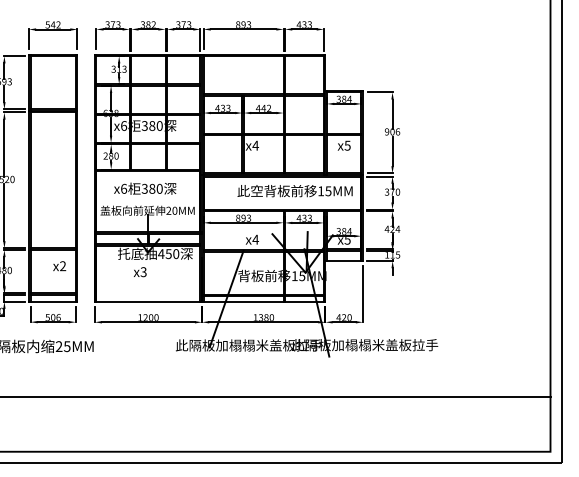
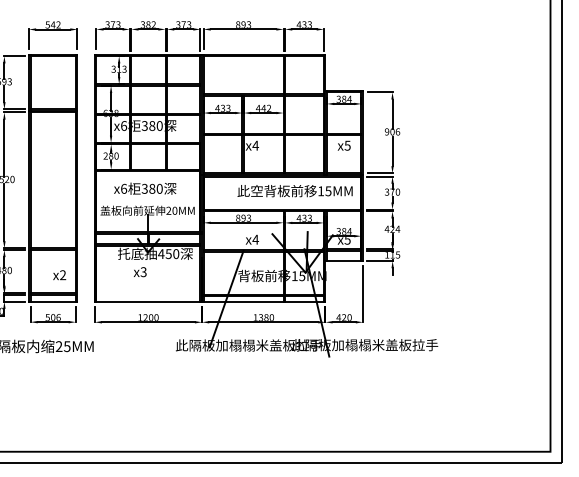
text position: (59, 266) -> (59, 275) (59, 275)
line: present -> none (276, 397)
